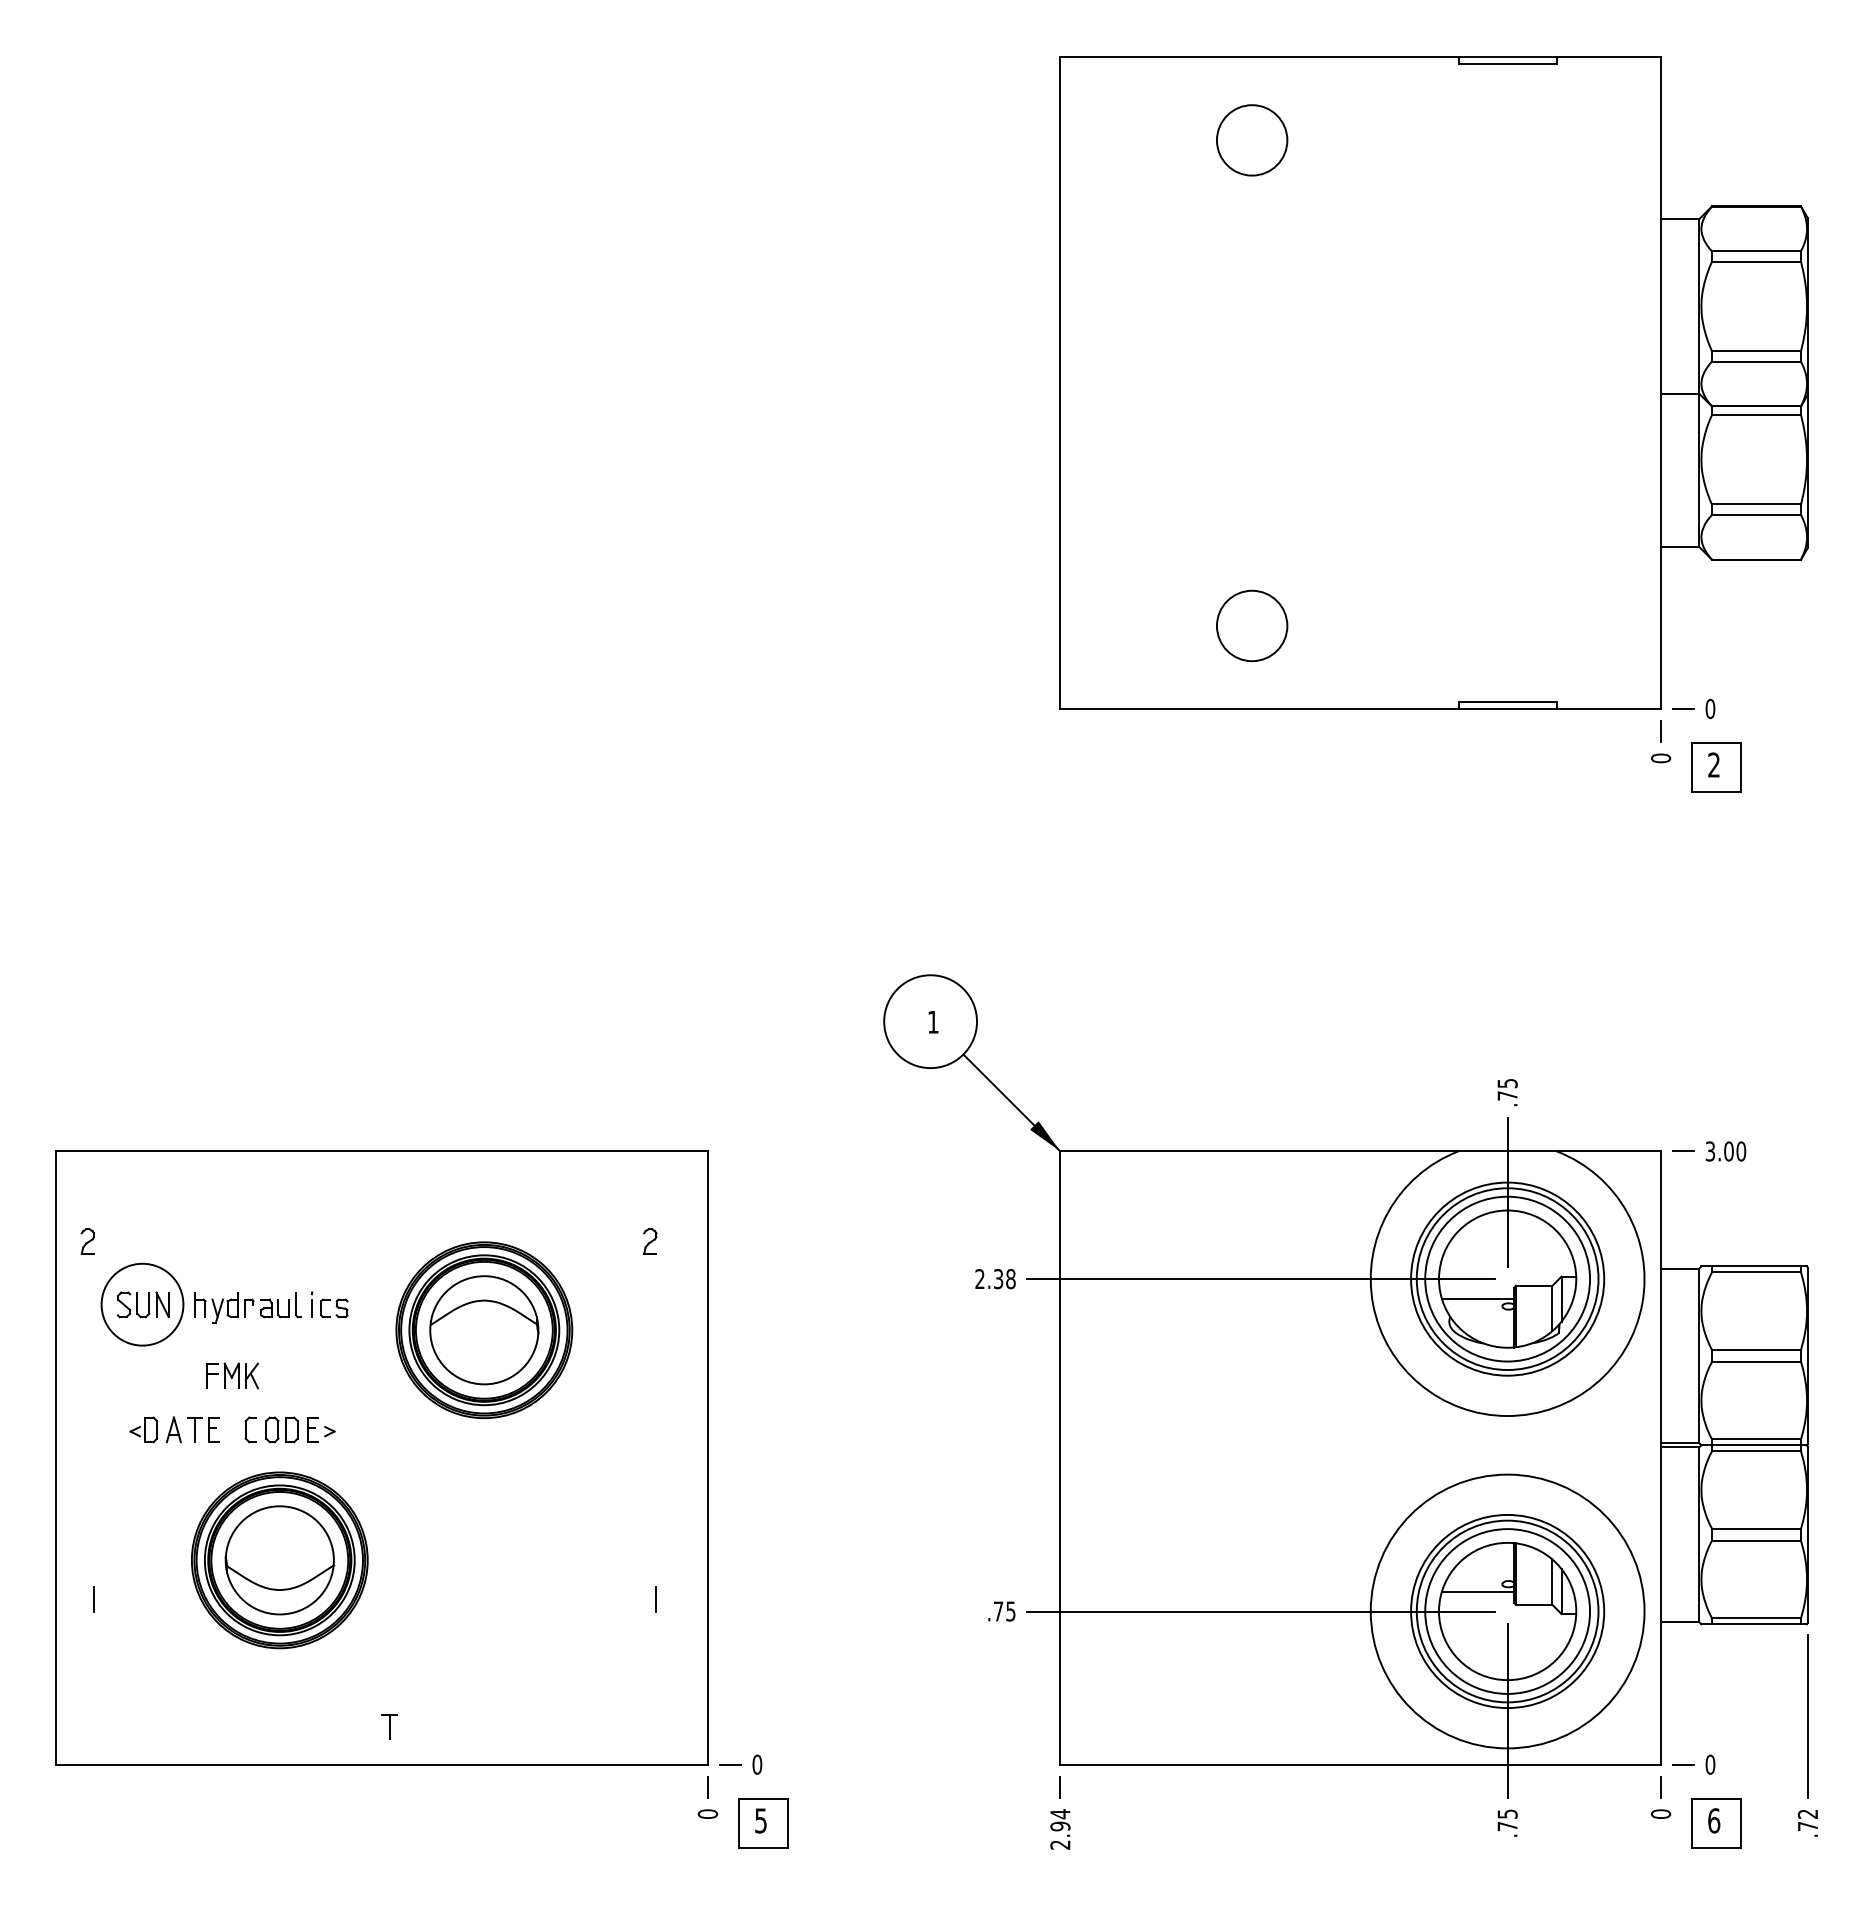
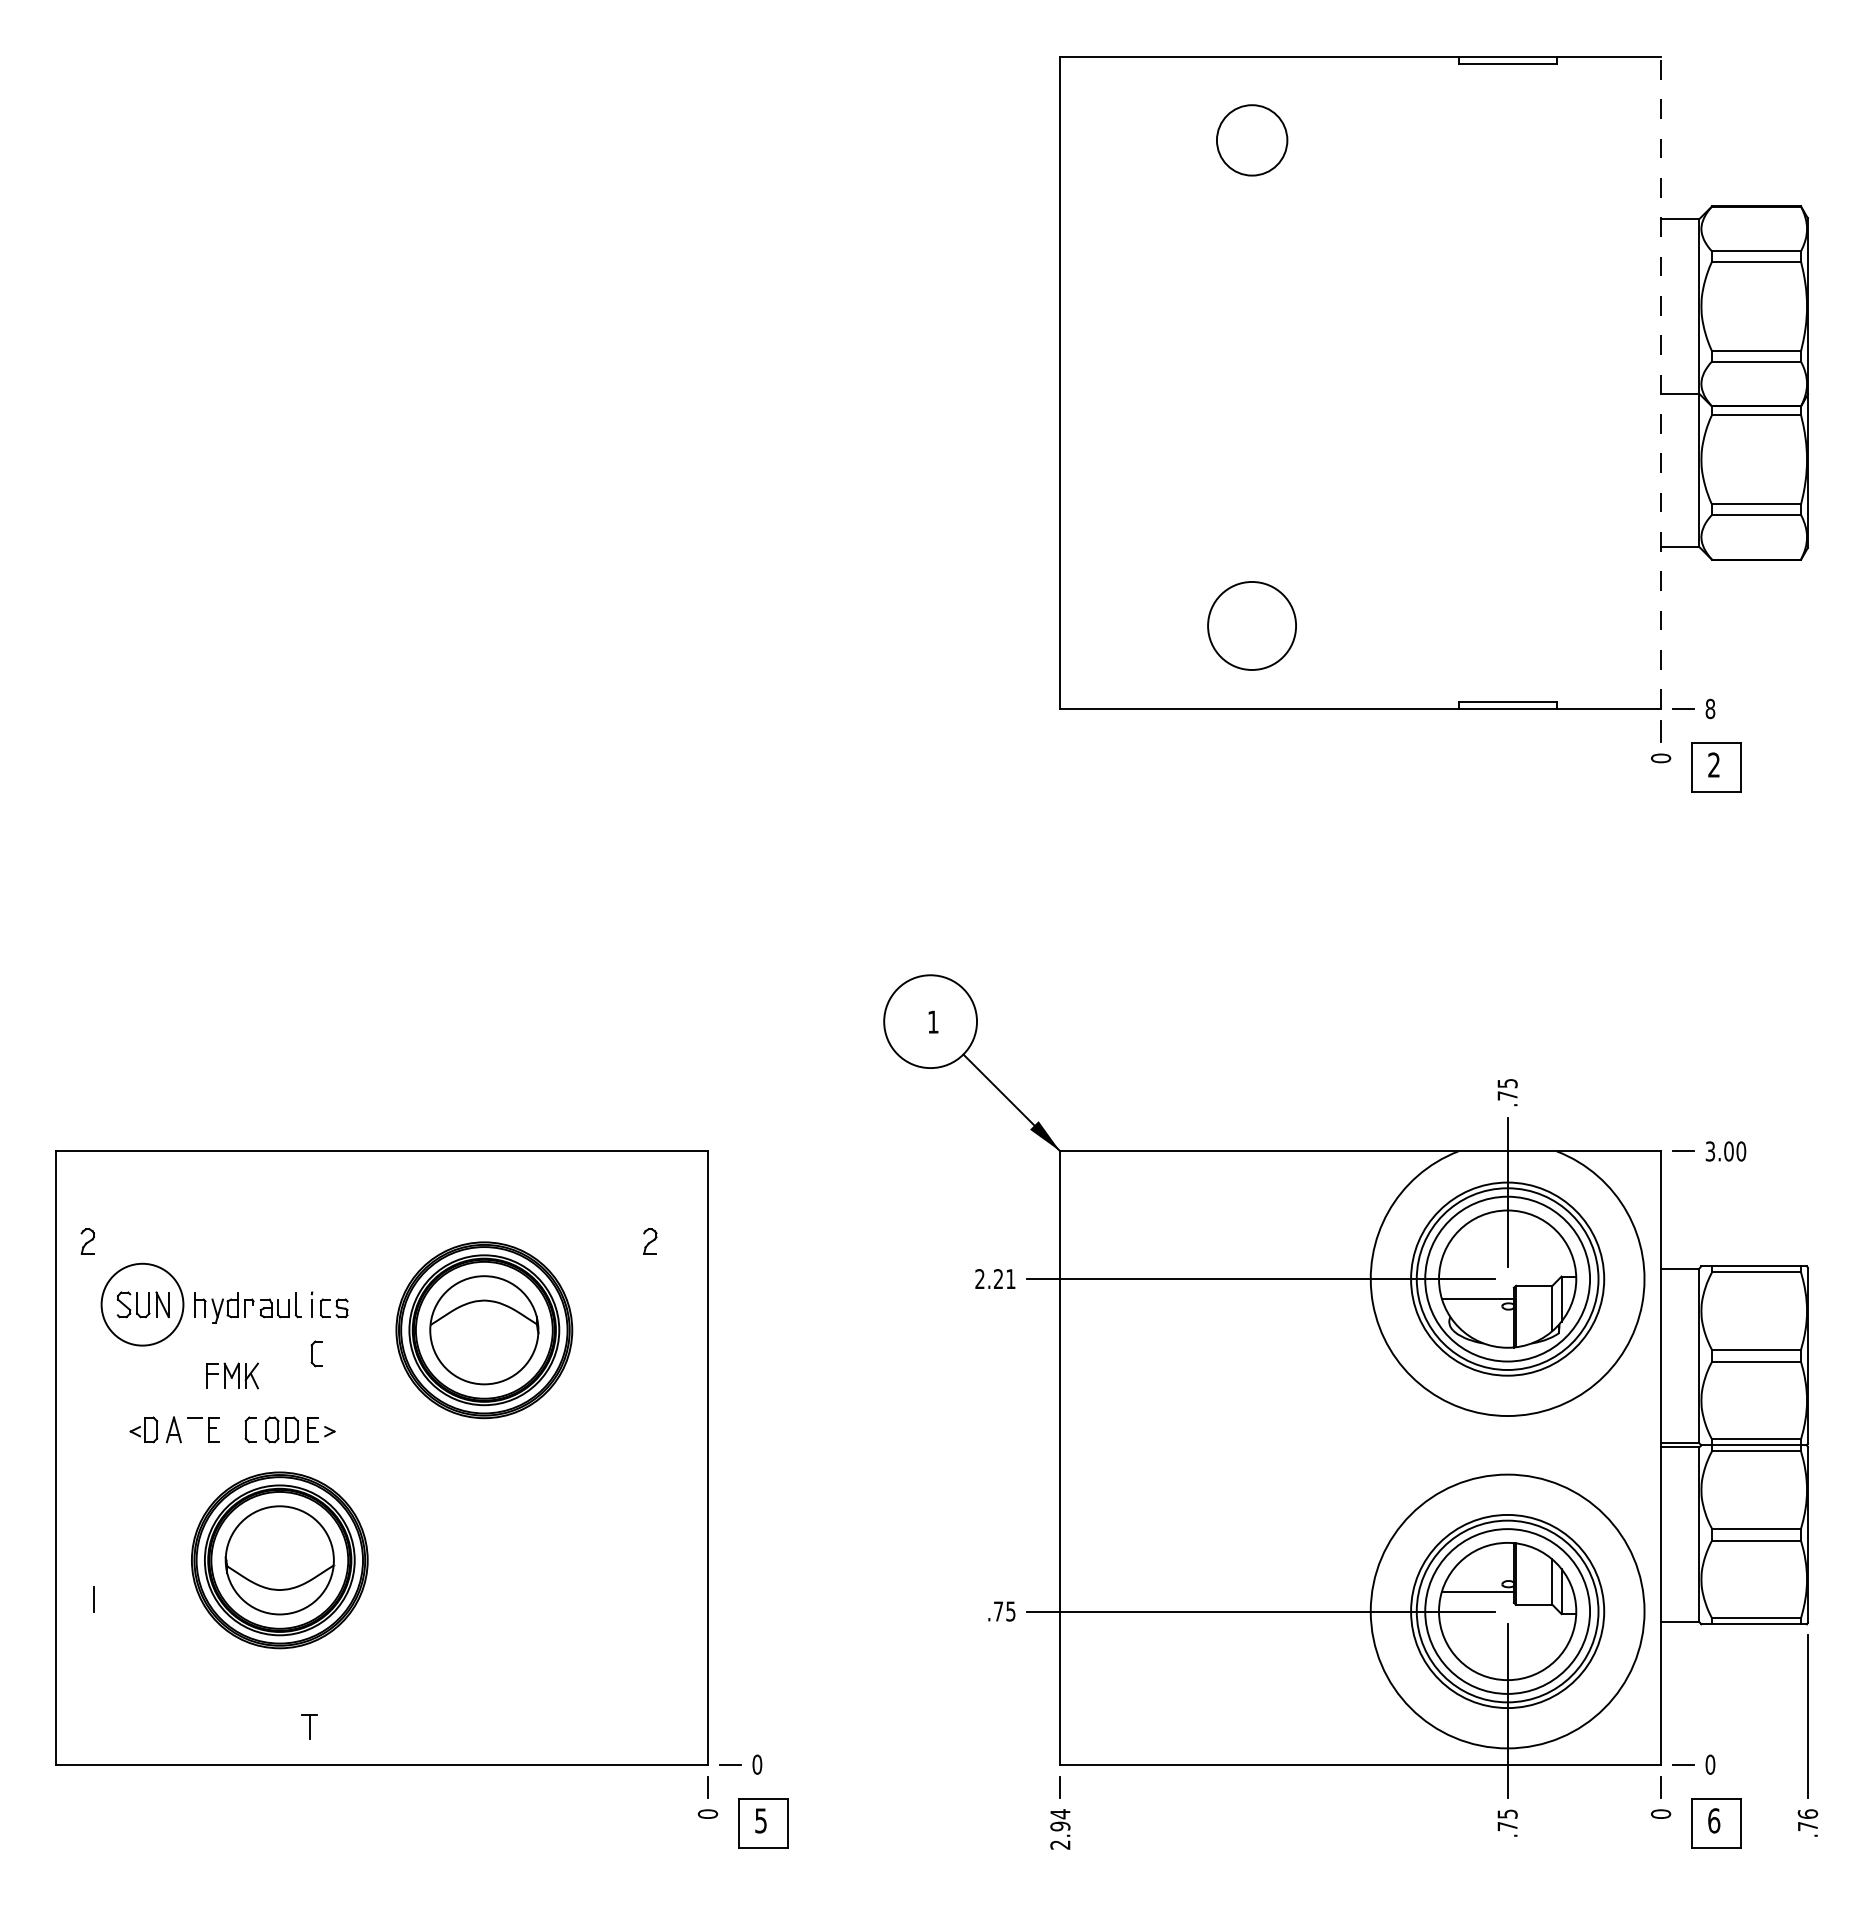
line: solid -> dashed (1661, 383)
circle size: 73x74 px -> 90x90 px (1251, 625)
text: 0 -> 8 (1710, 708)
text: 2.38 -> 2.21 (1004, 1279)
part: none -> present (316, 1353)
line: present -> none (195, 1429)
line: present -> none (656, 1598)
part position: (389, 1726) -> (309, 1726) (309, 1726)
text: .72 -> .76 (1807, 1813)
